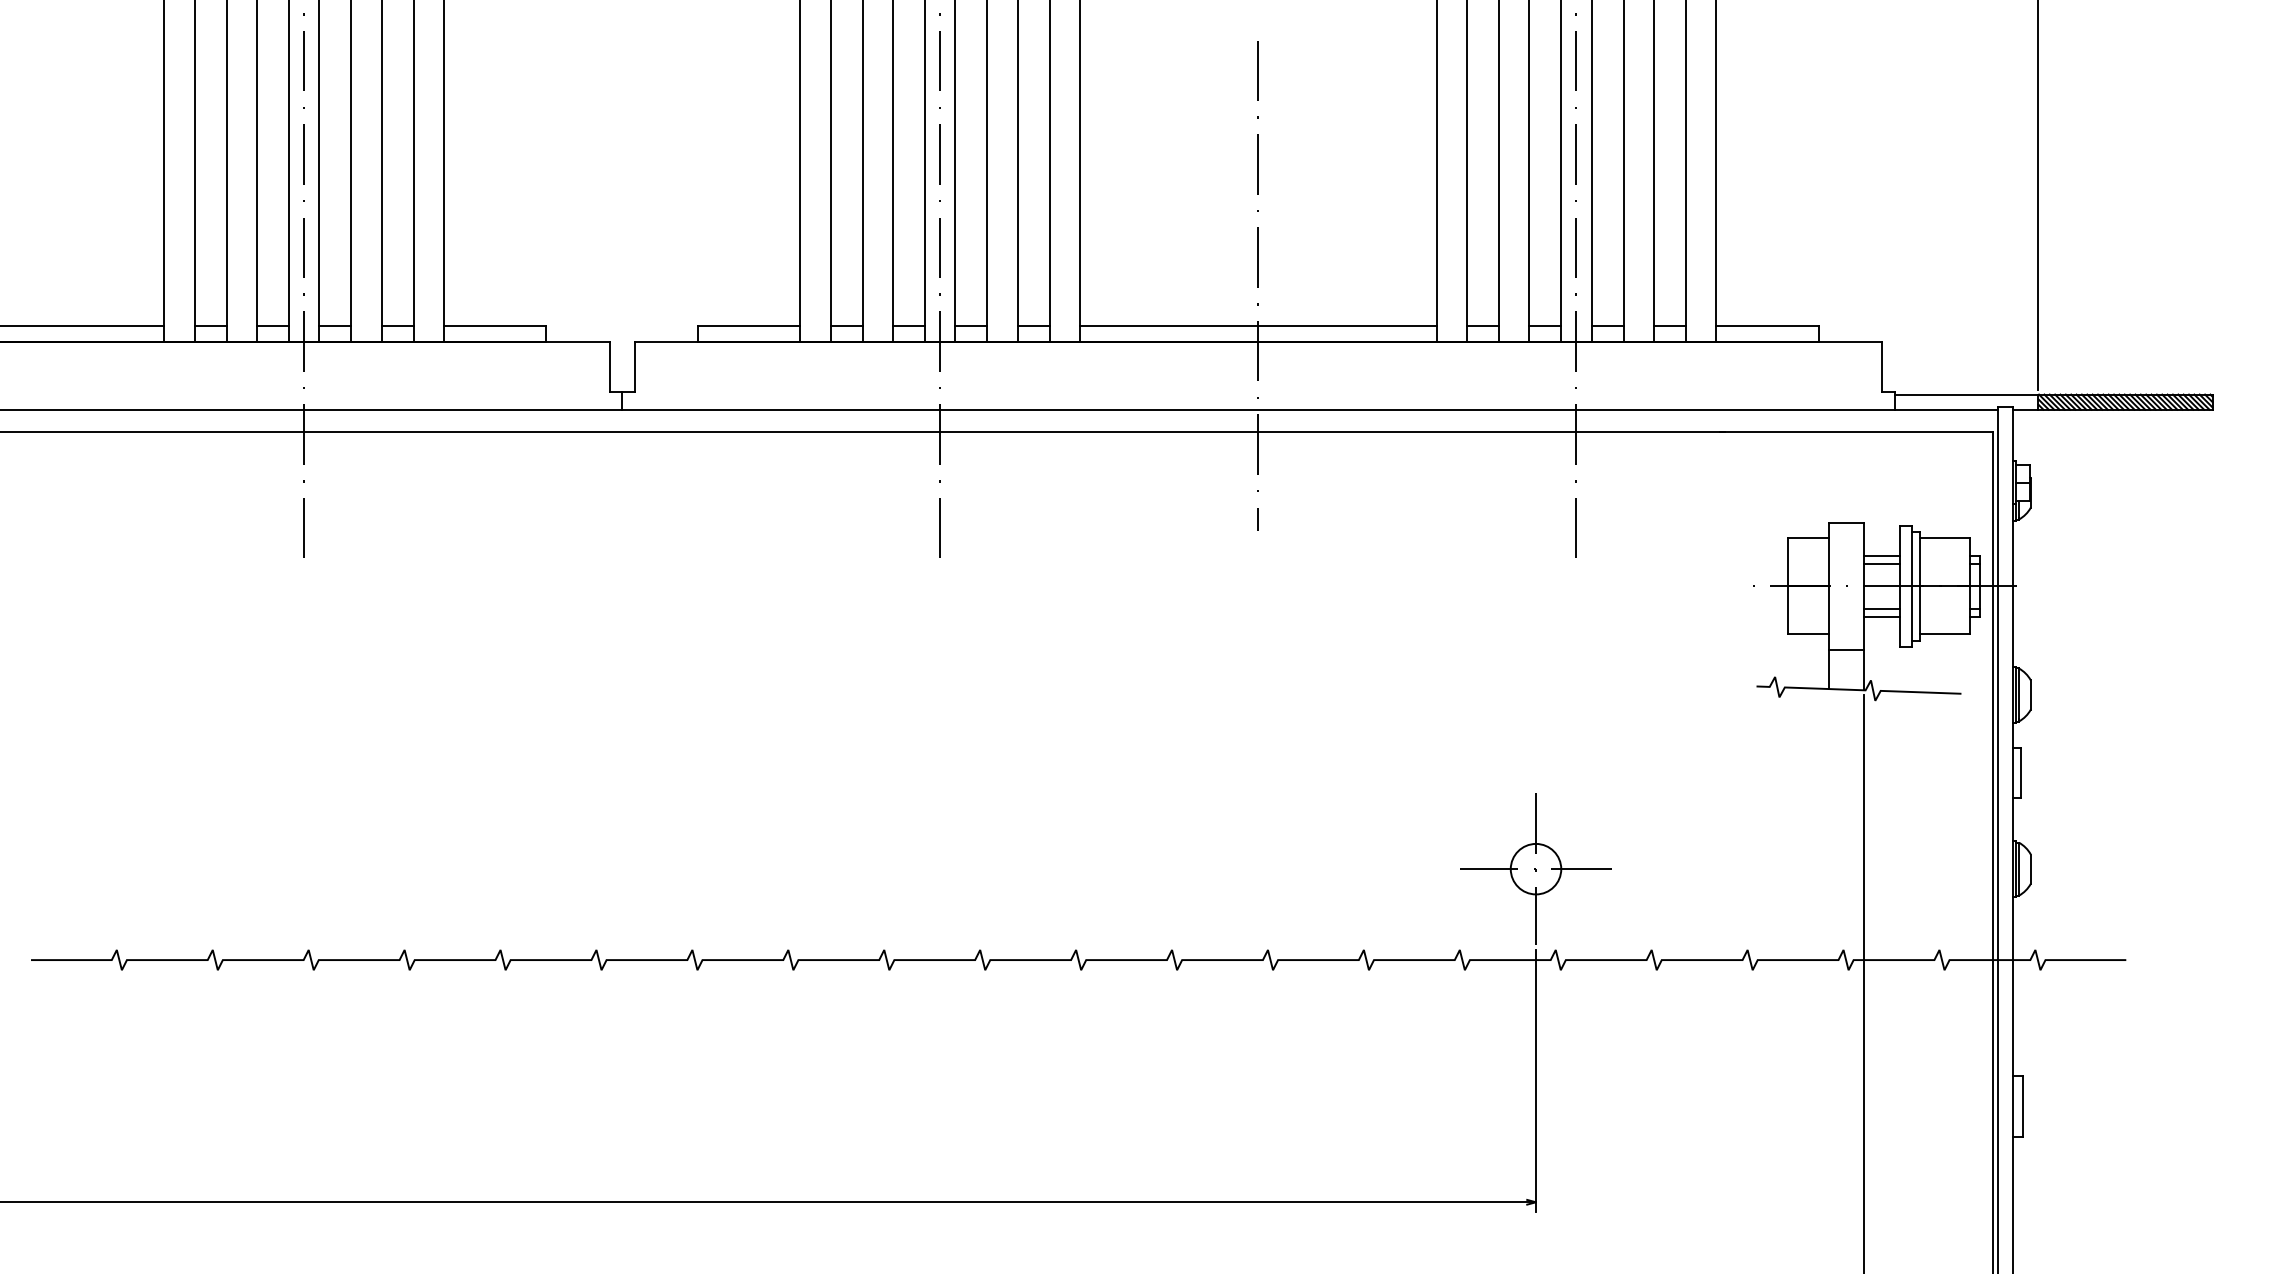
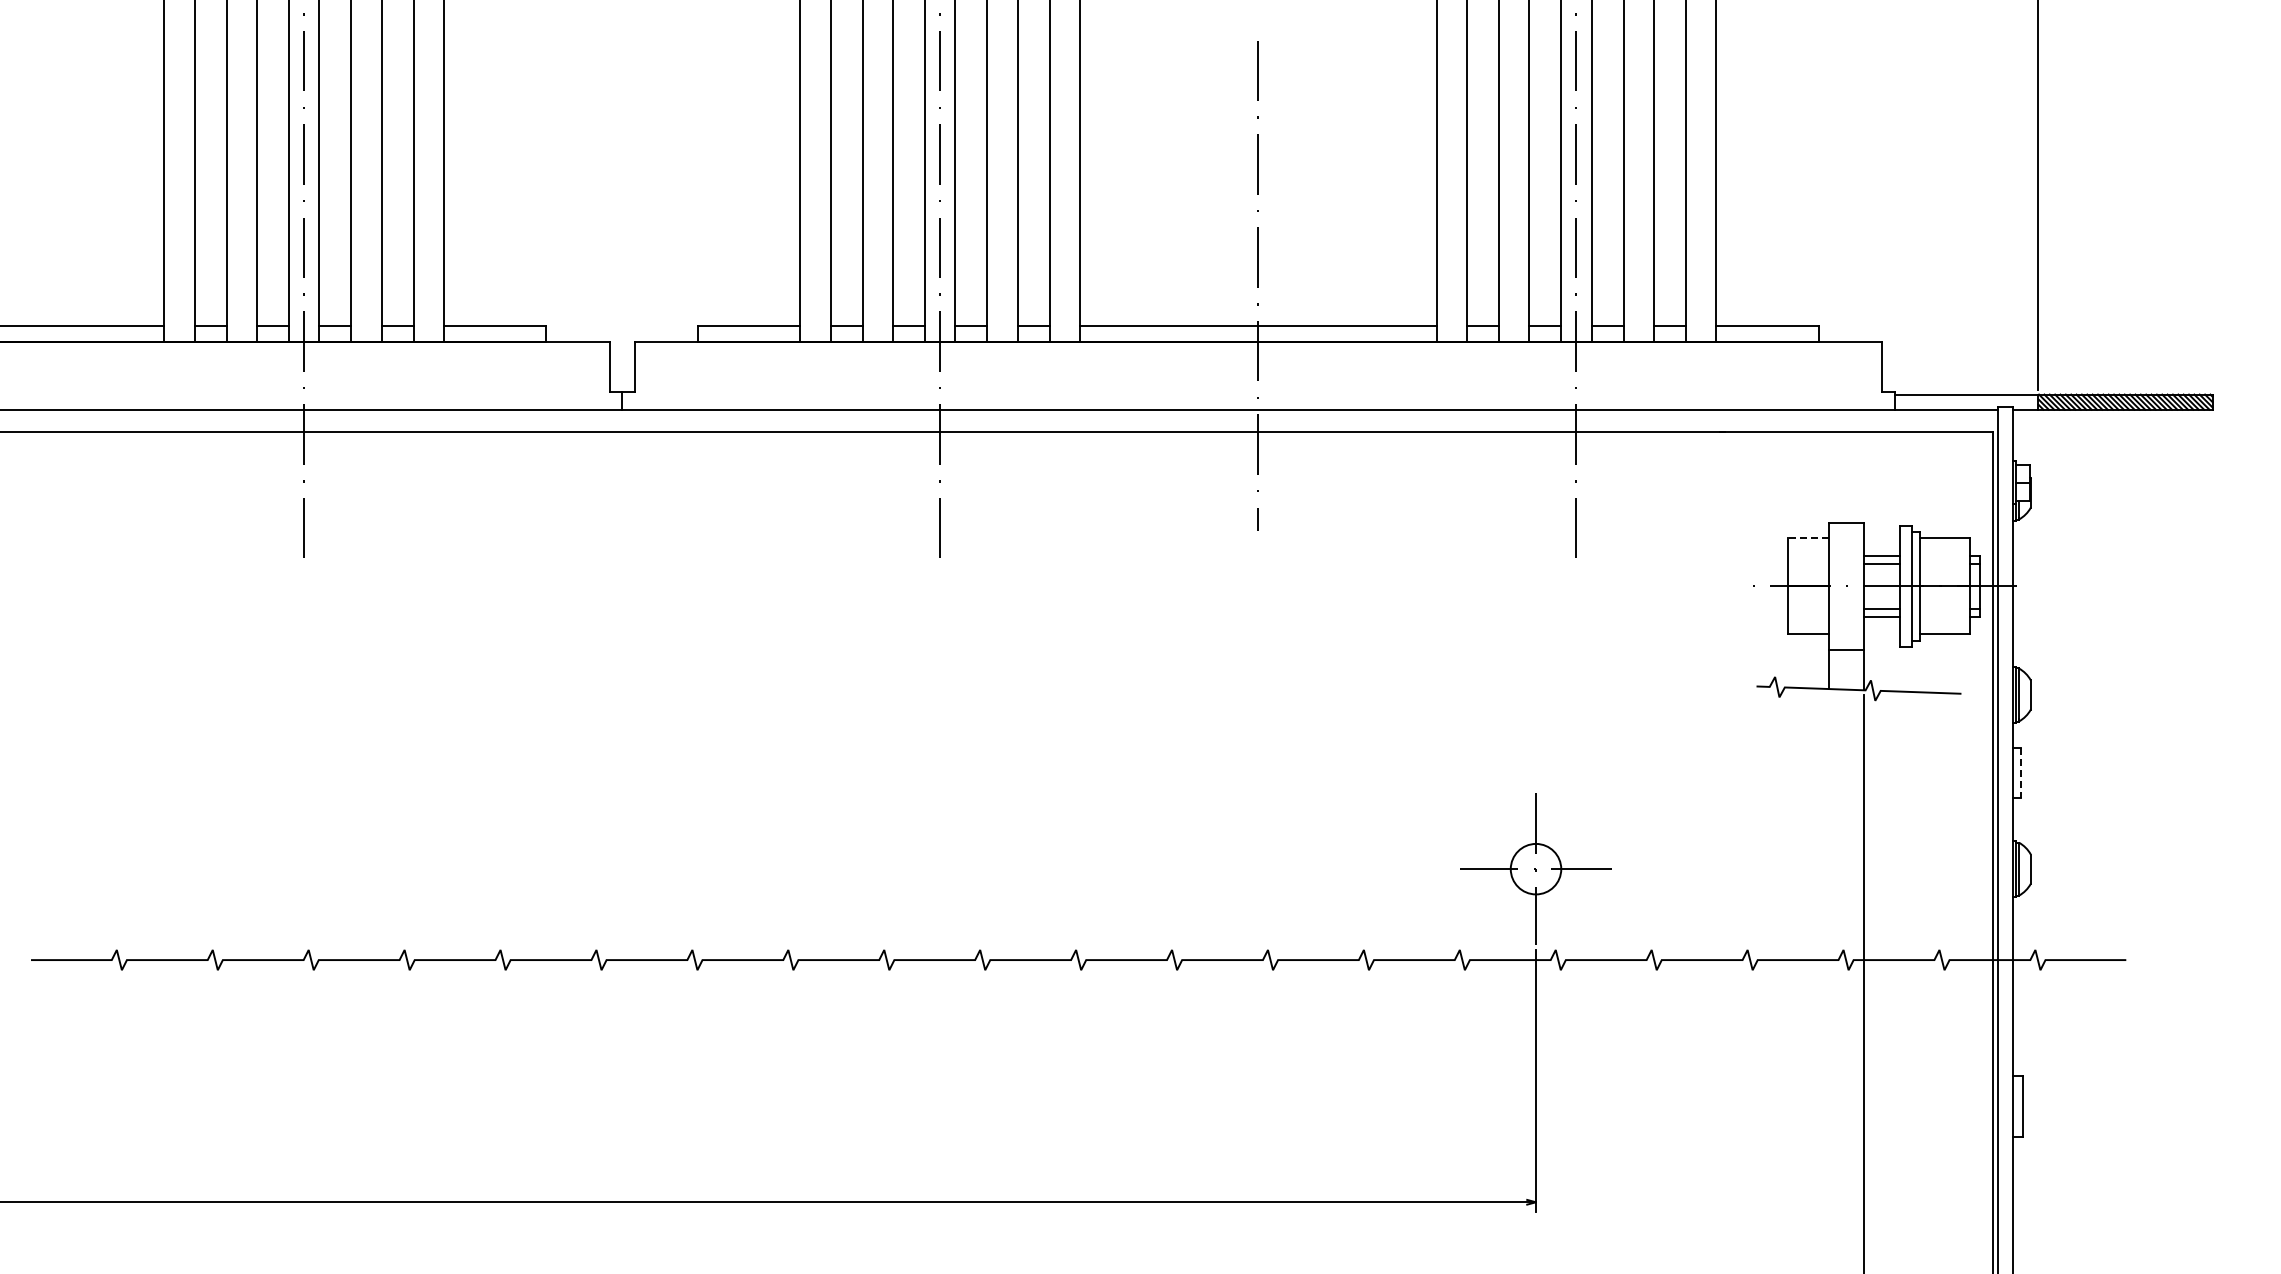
line: solid -> dashed (1808, 538)
line: solid -> dashed (2020, 773)
